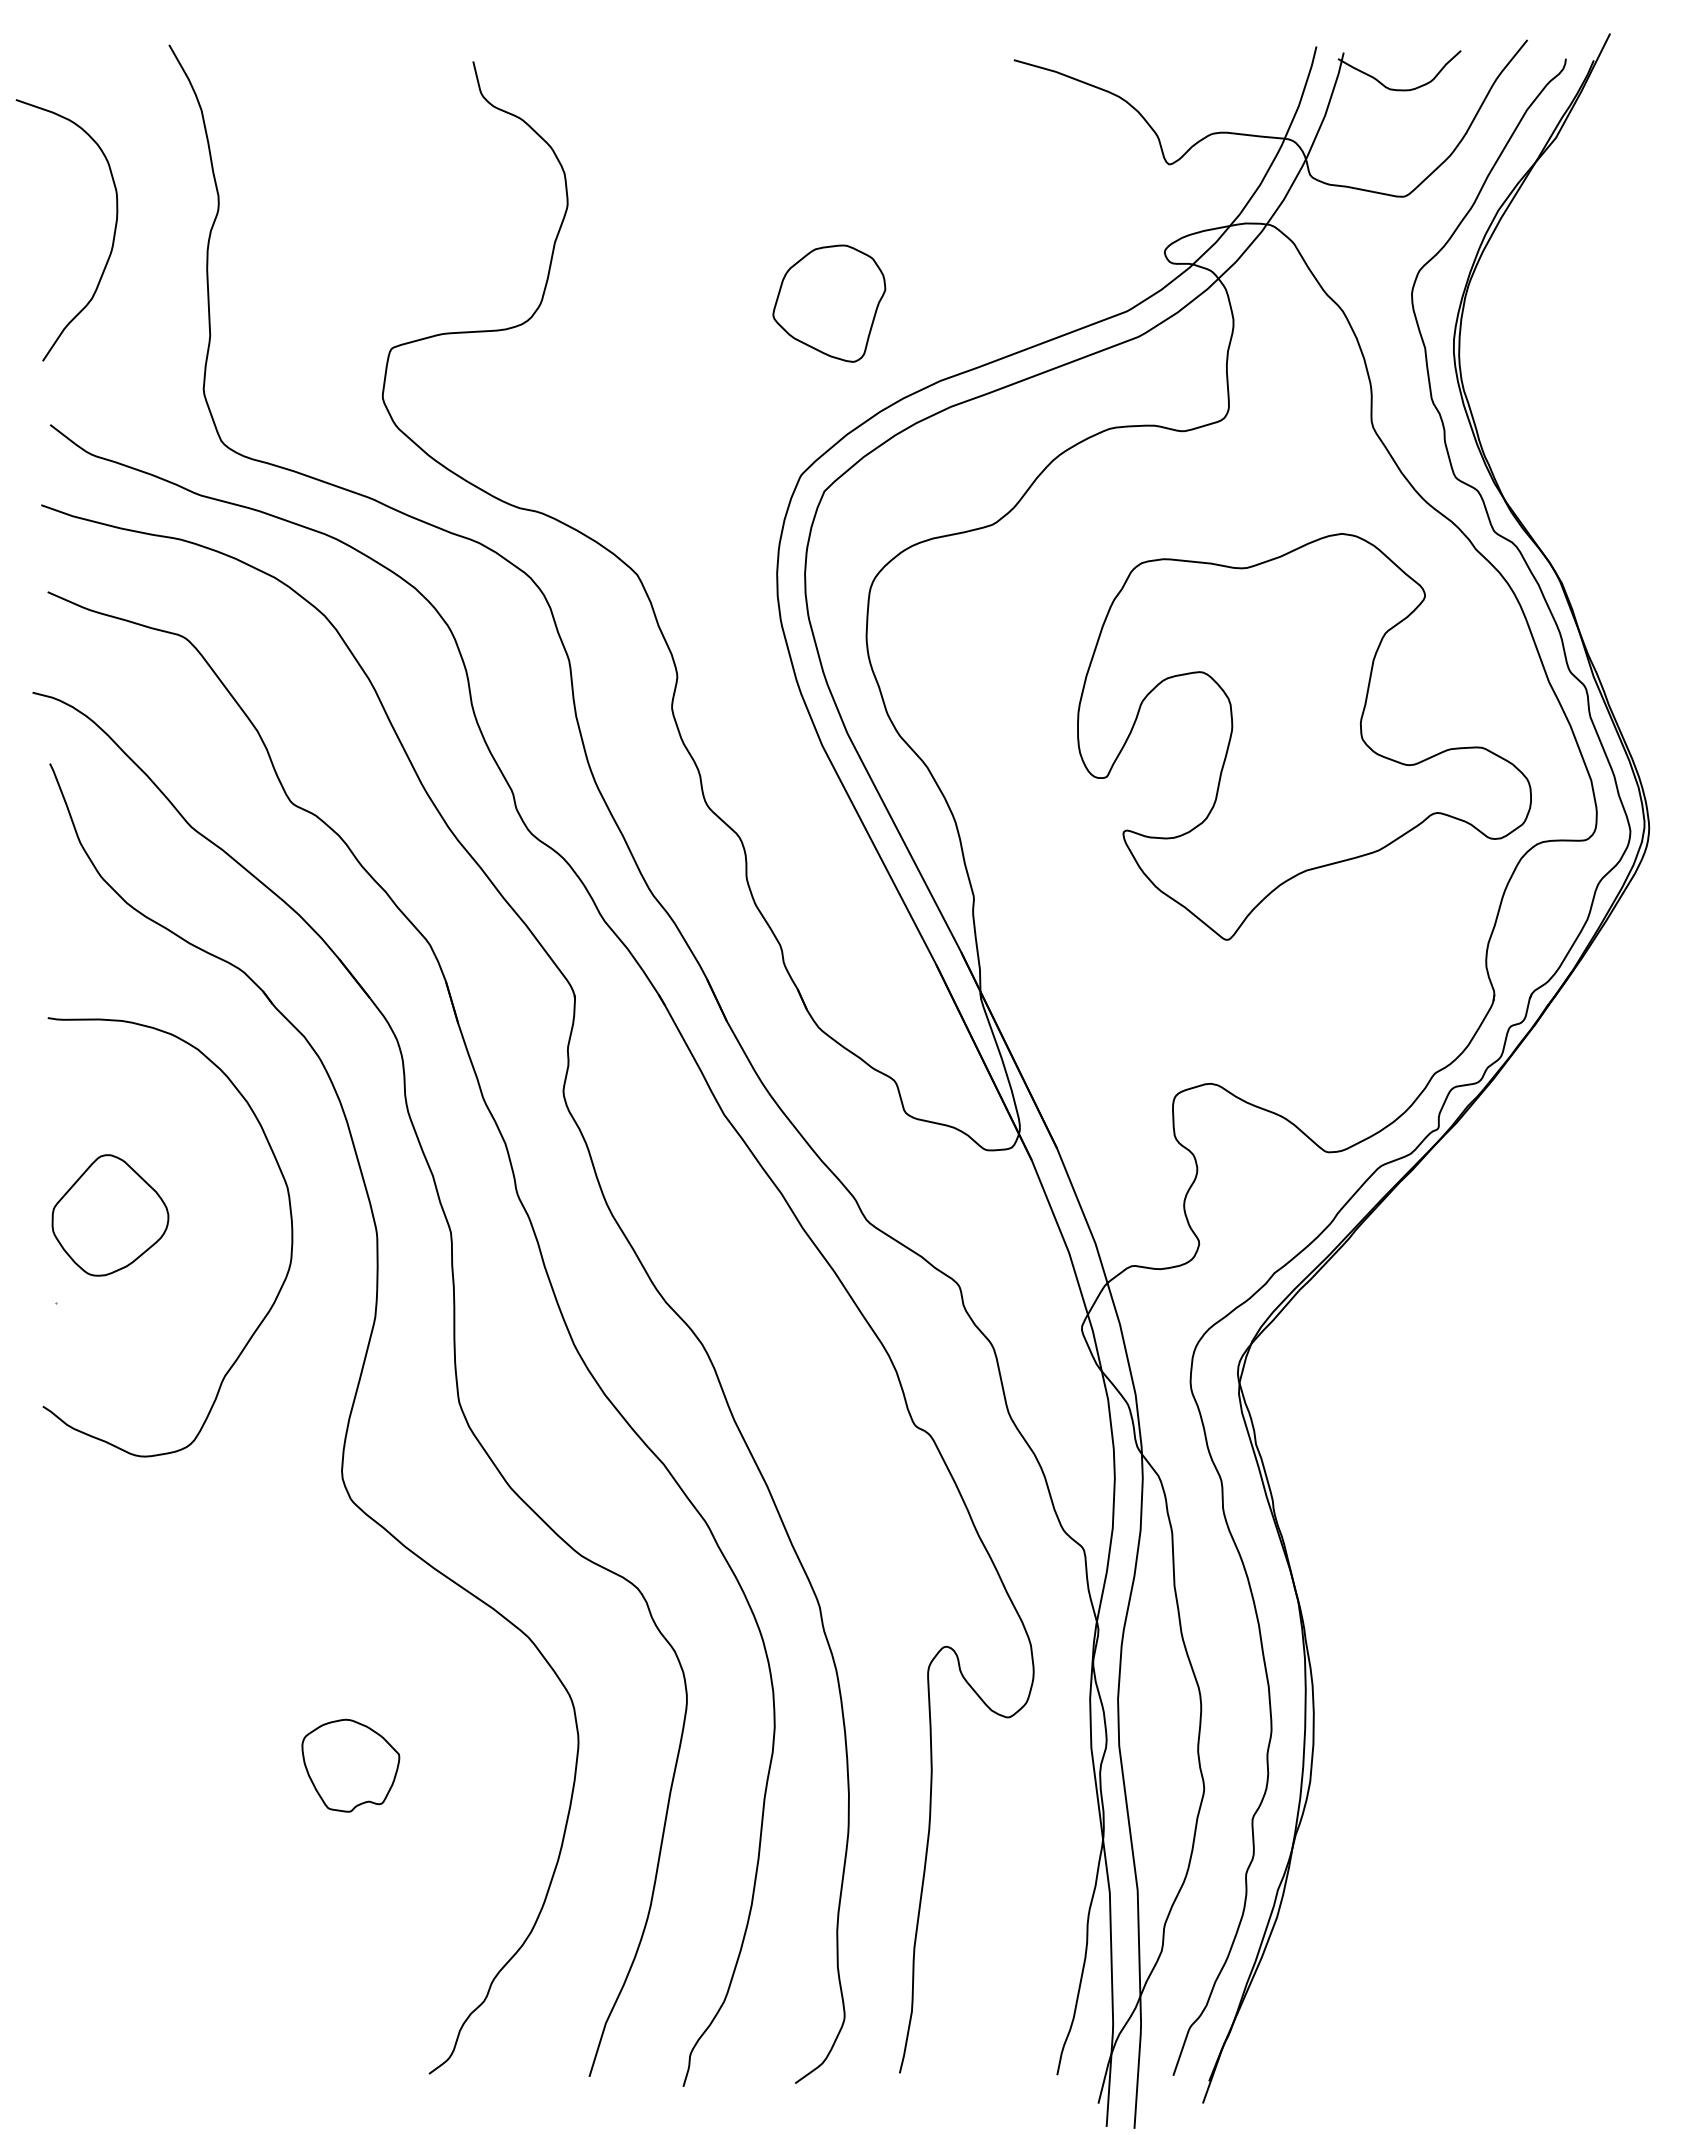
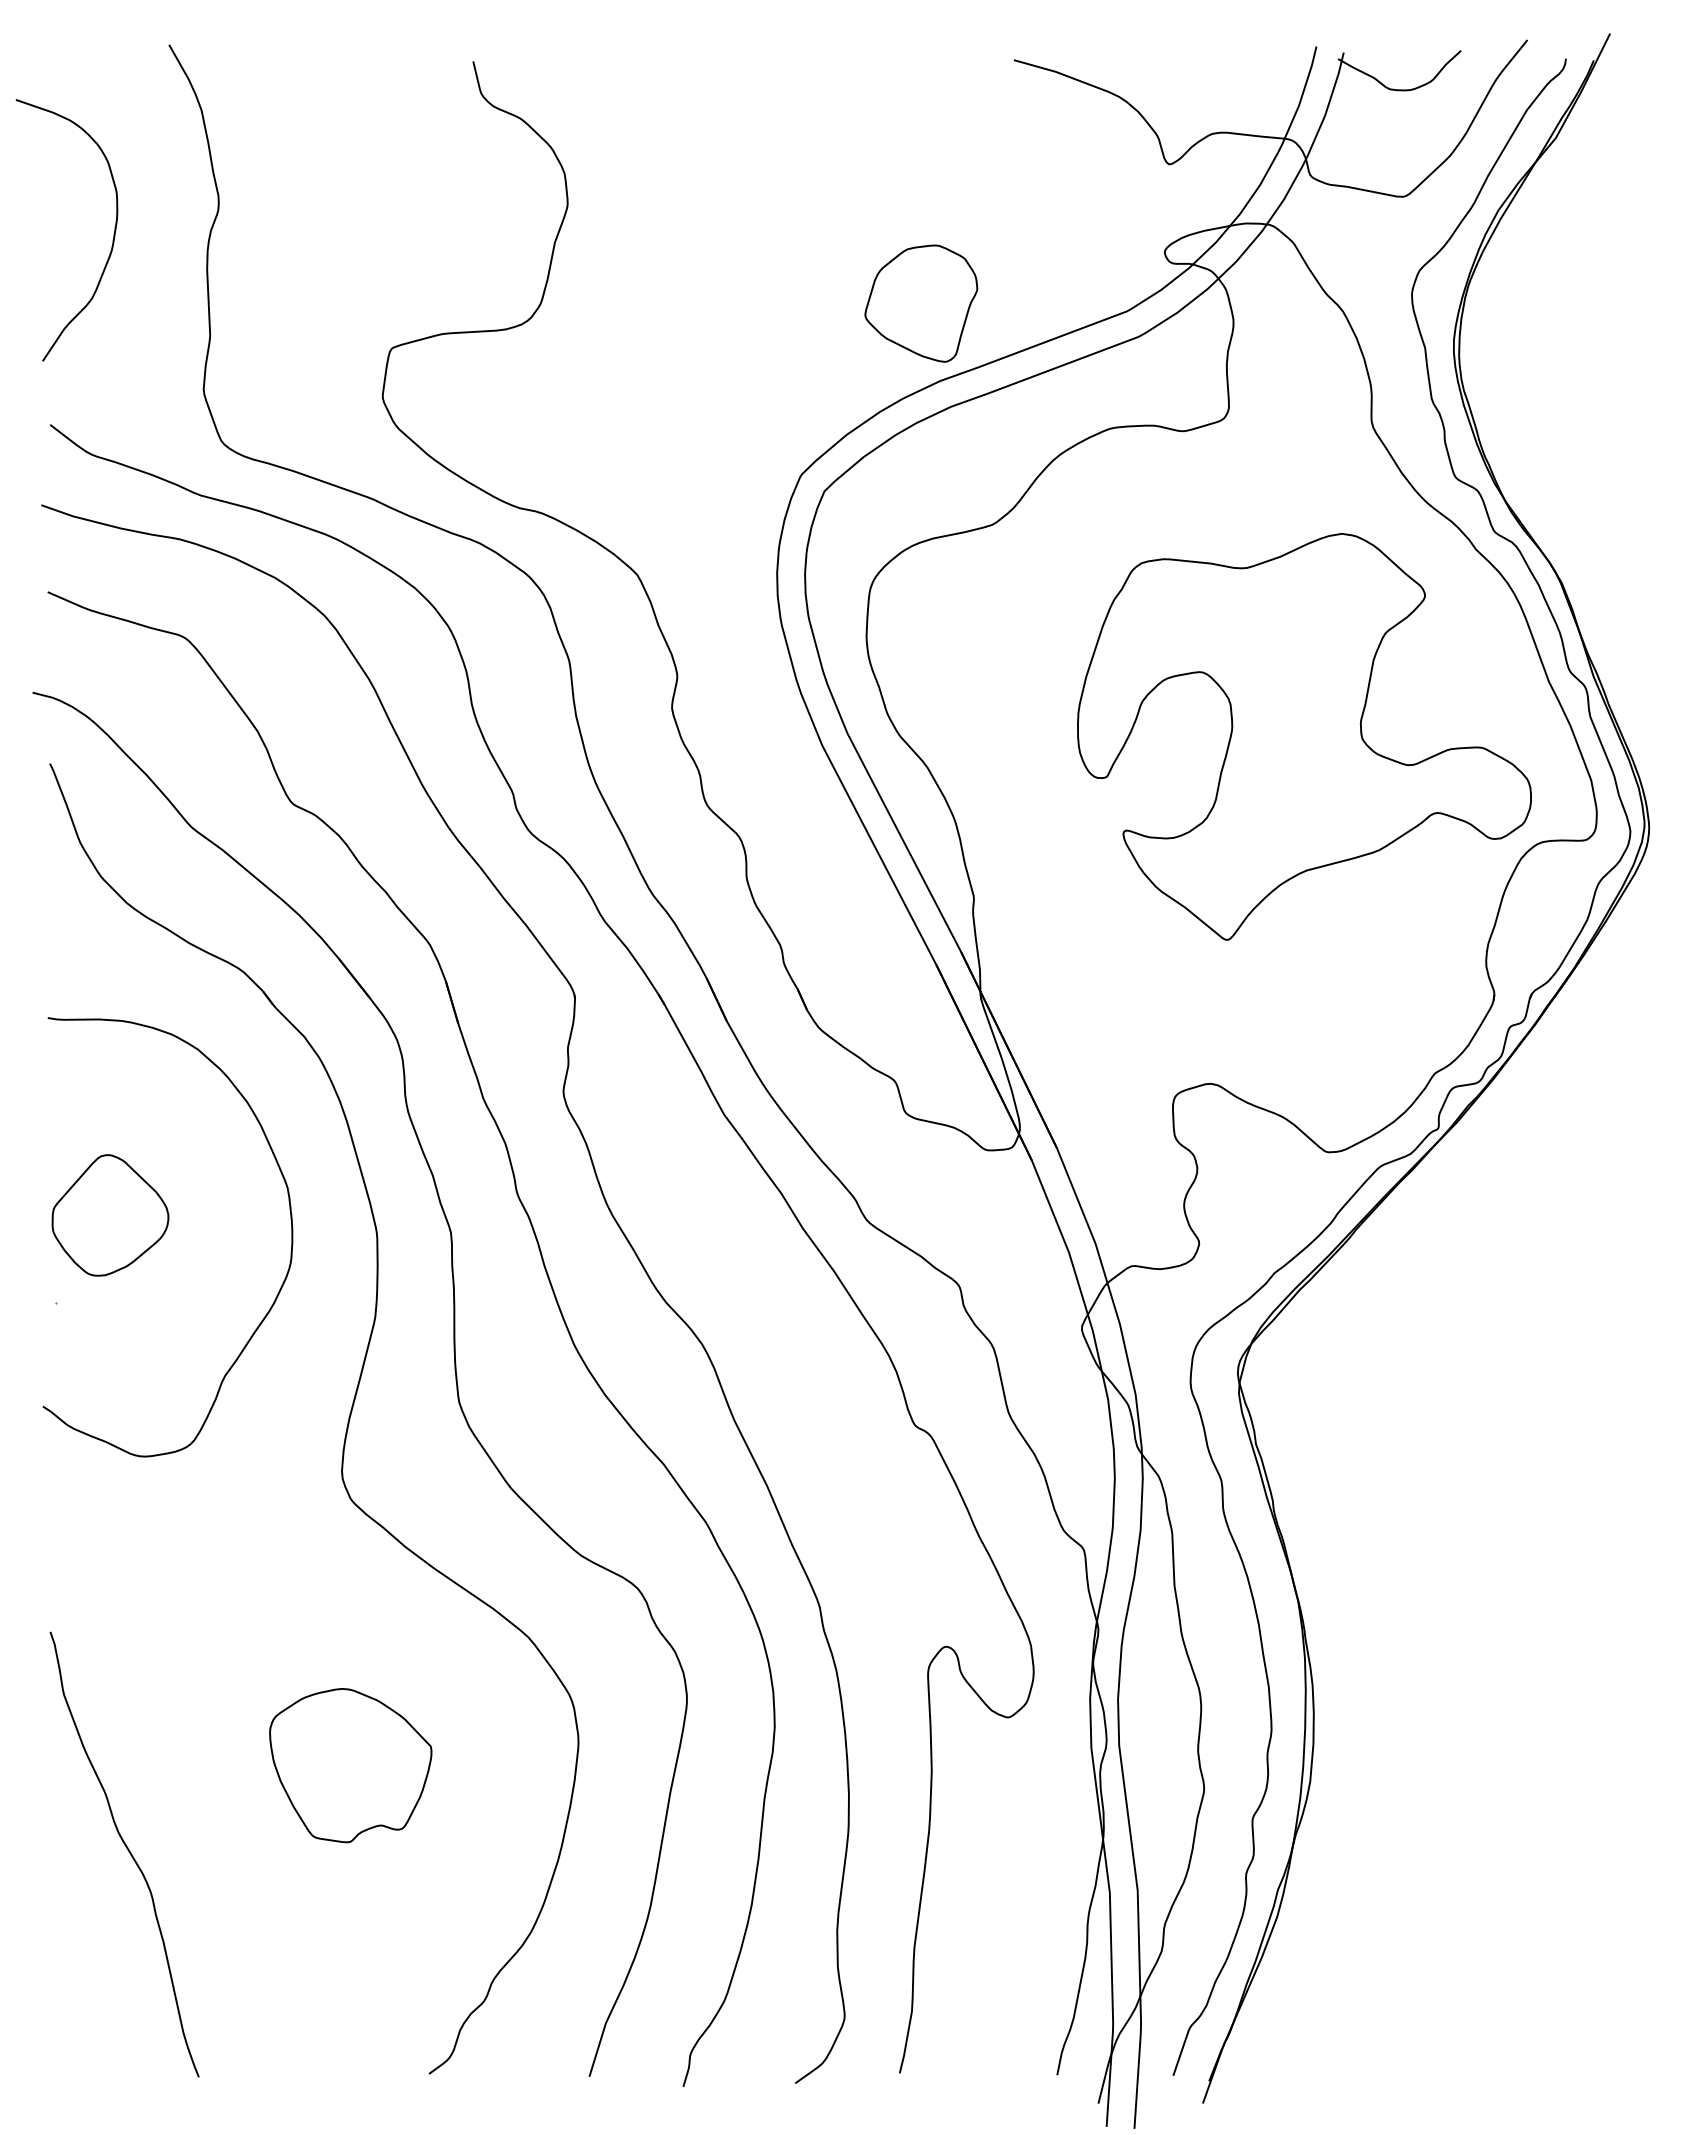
part position: (829, 303) -> (921, 303) (921, 303)
part size: 100x95 px -> 164x156 px (350, 1765)
curve: none -> present (127, 1850)
